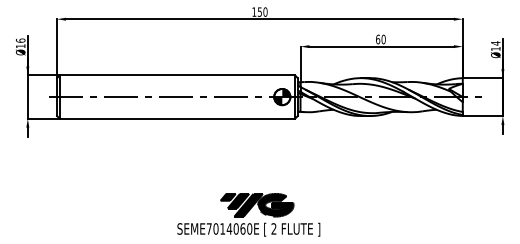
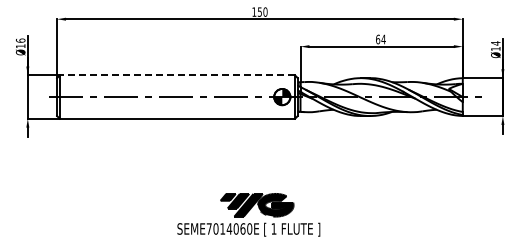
text: 60 -> 64 (383, 39)
line: solid -> dashed (177, 75)
text: 2 -> 1 (273, 228)
